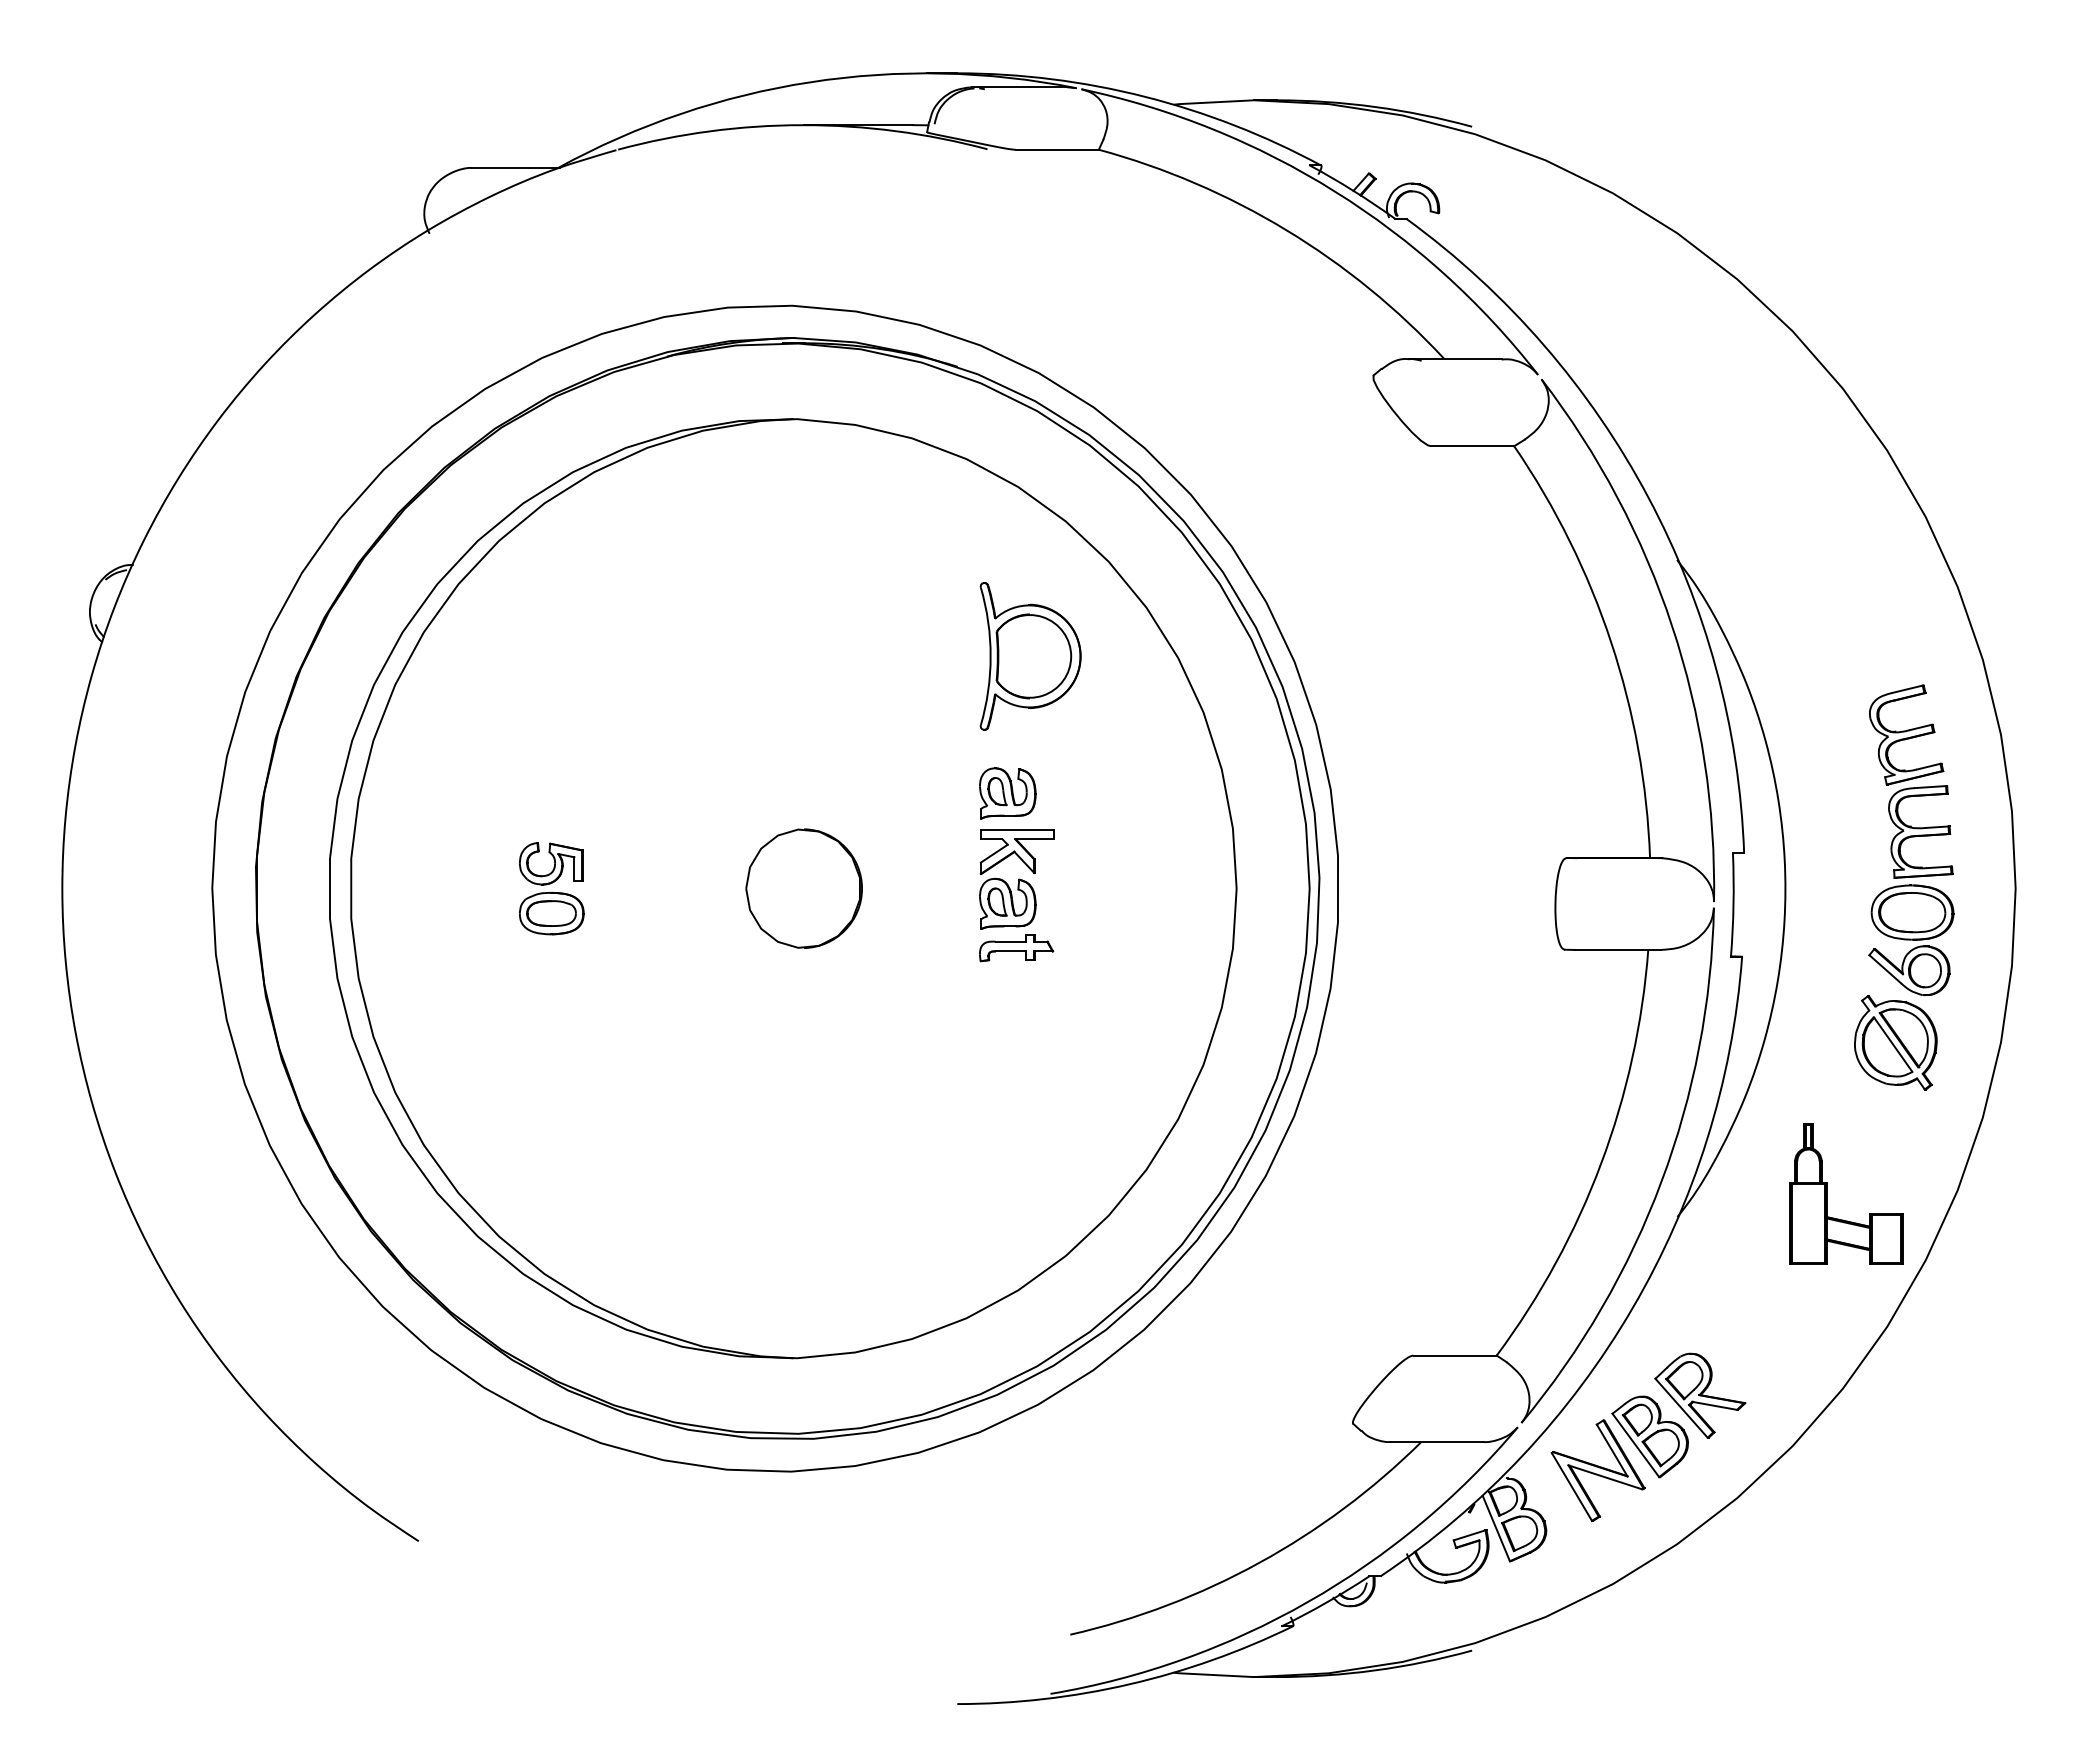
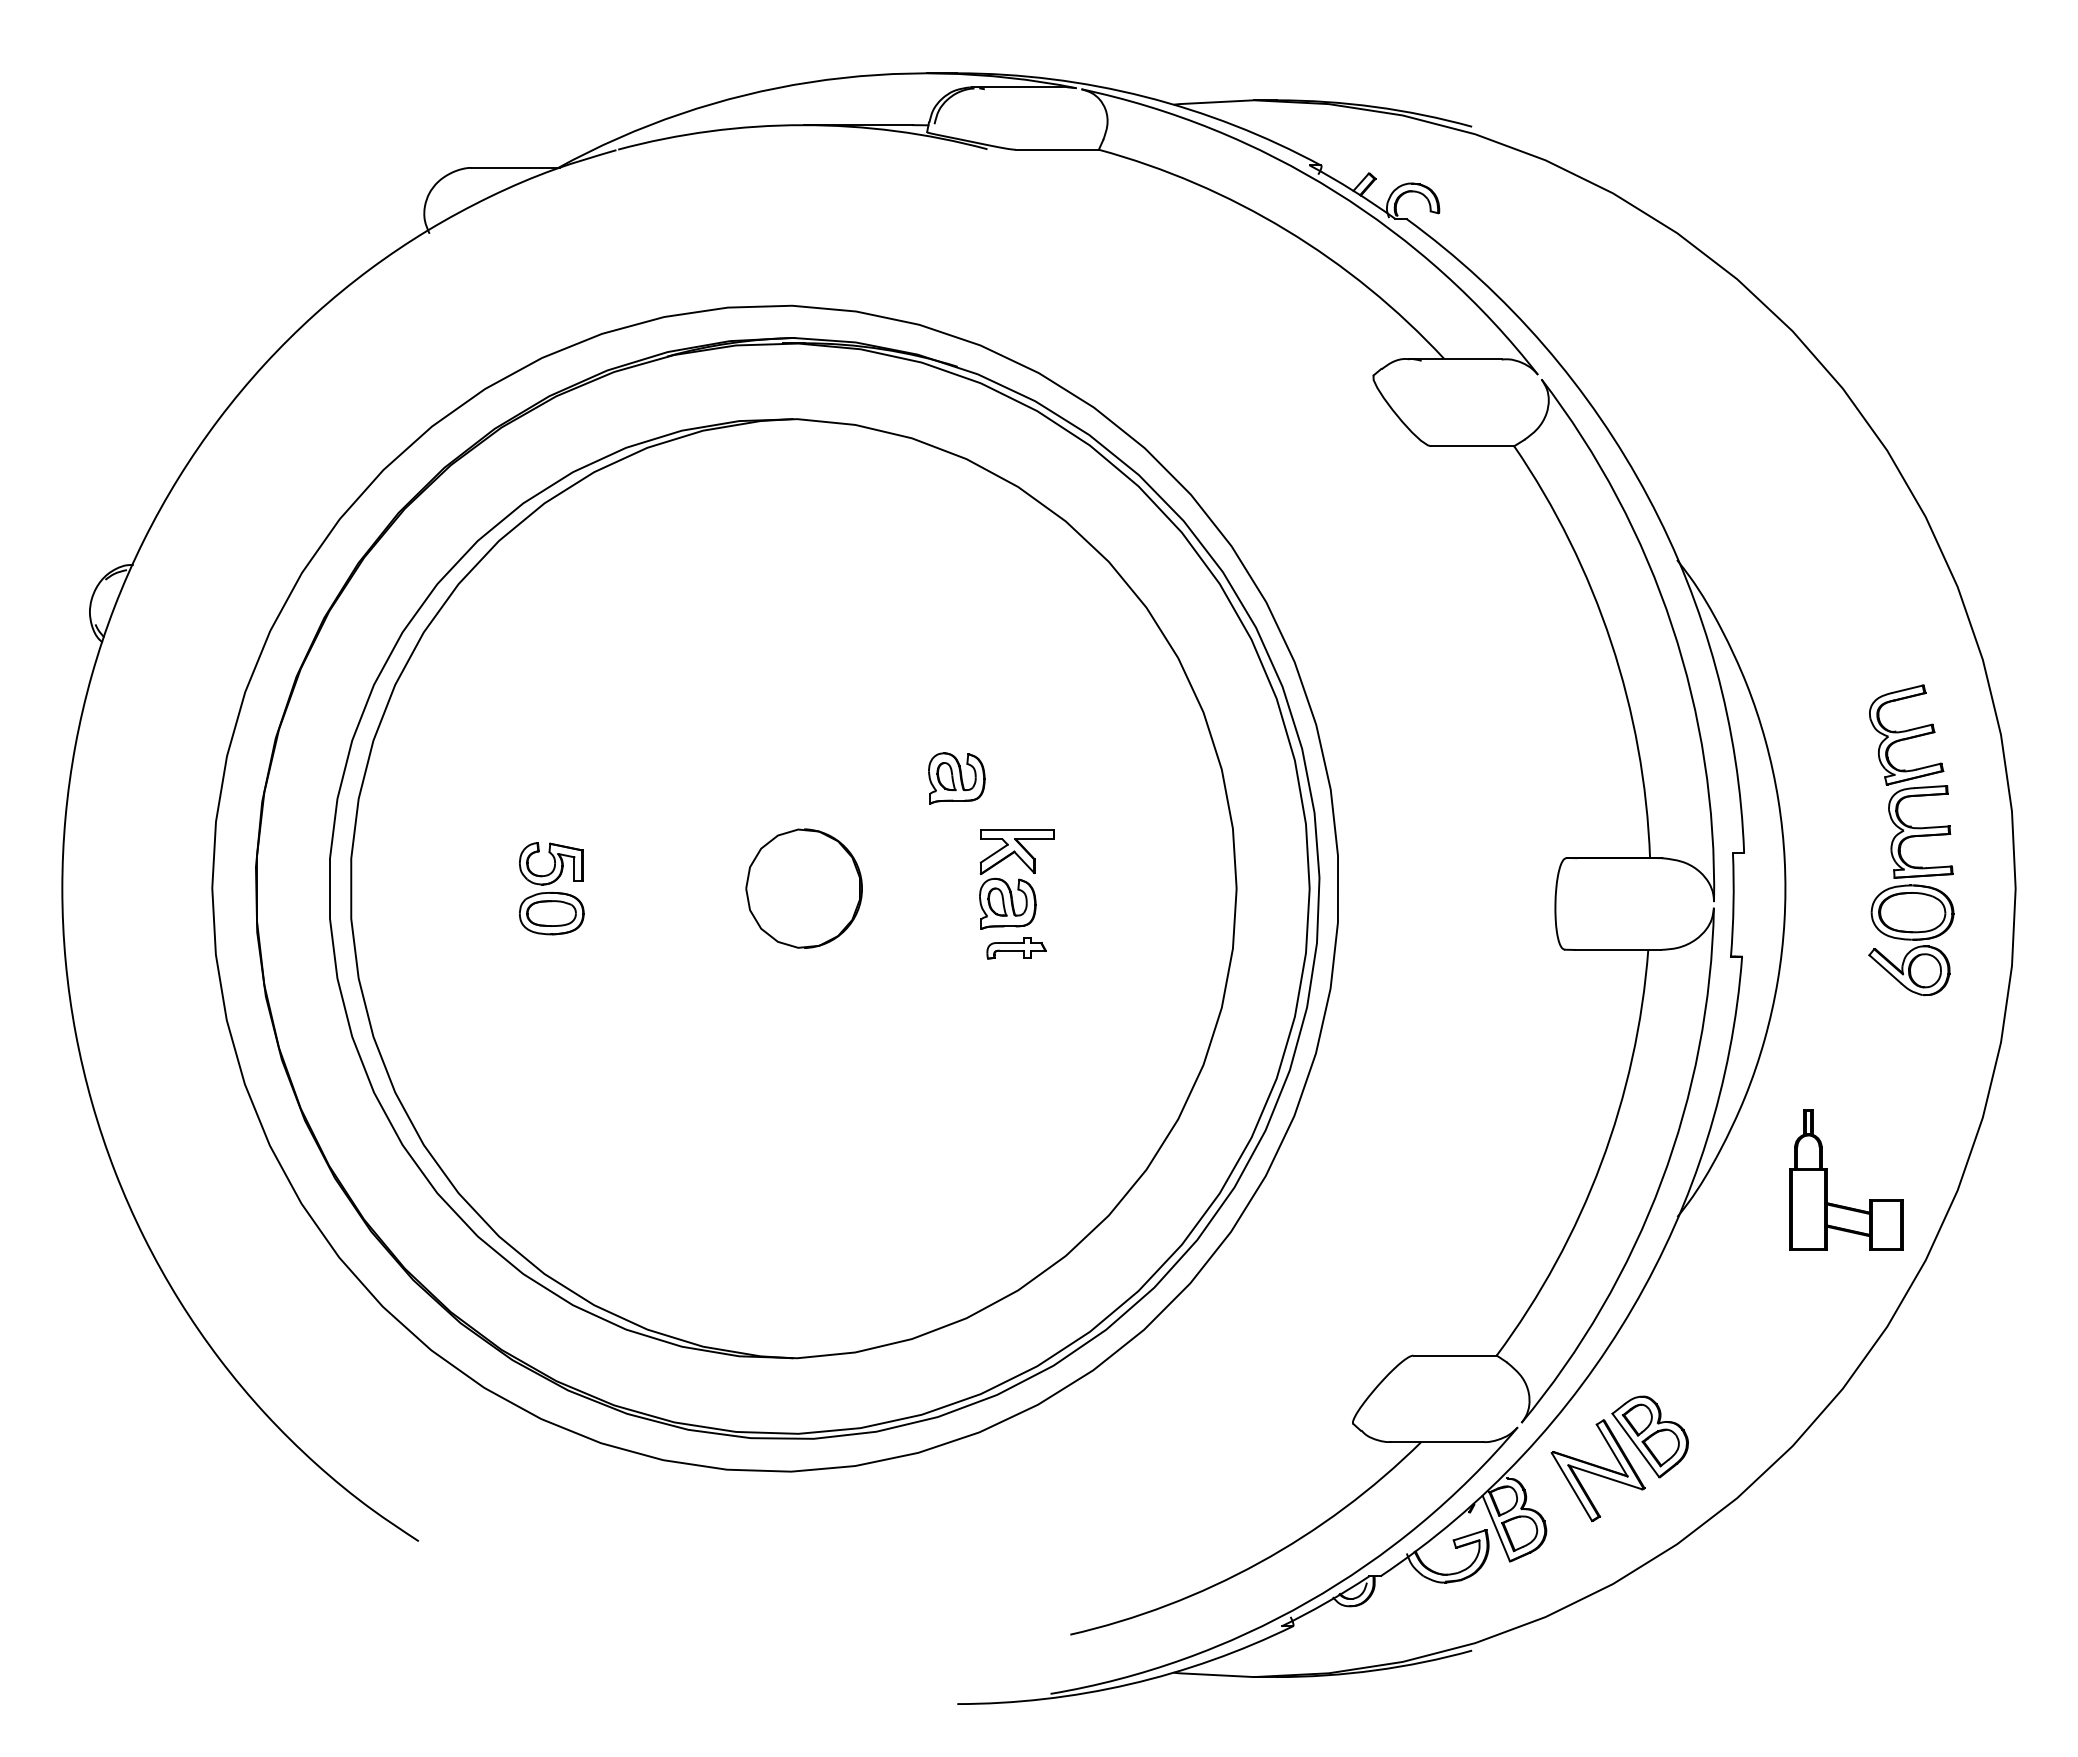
part: present -> none (1030, 656)
part position: (1007, 793) -> (956, 778) (956, 778)
part size: 76x29 px -> 61x23 px (1016, 948)
part: present -> none (1895, 1042)
part position: (1827, 1193) -> (1827, 1179) (1827, 1179)
part: present -> none (1700, 1395)
